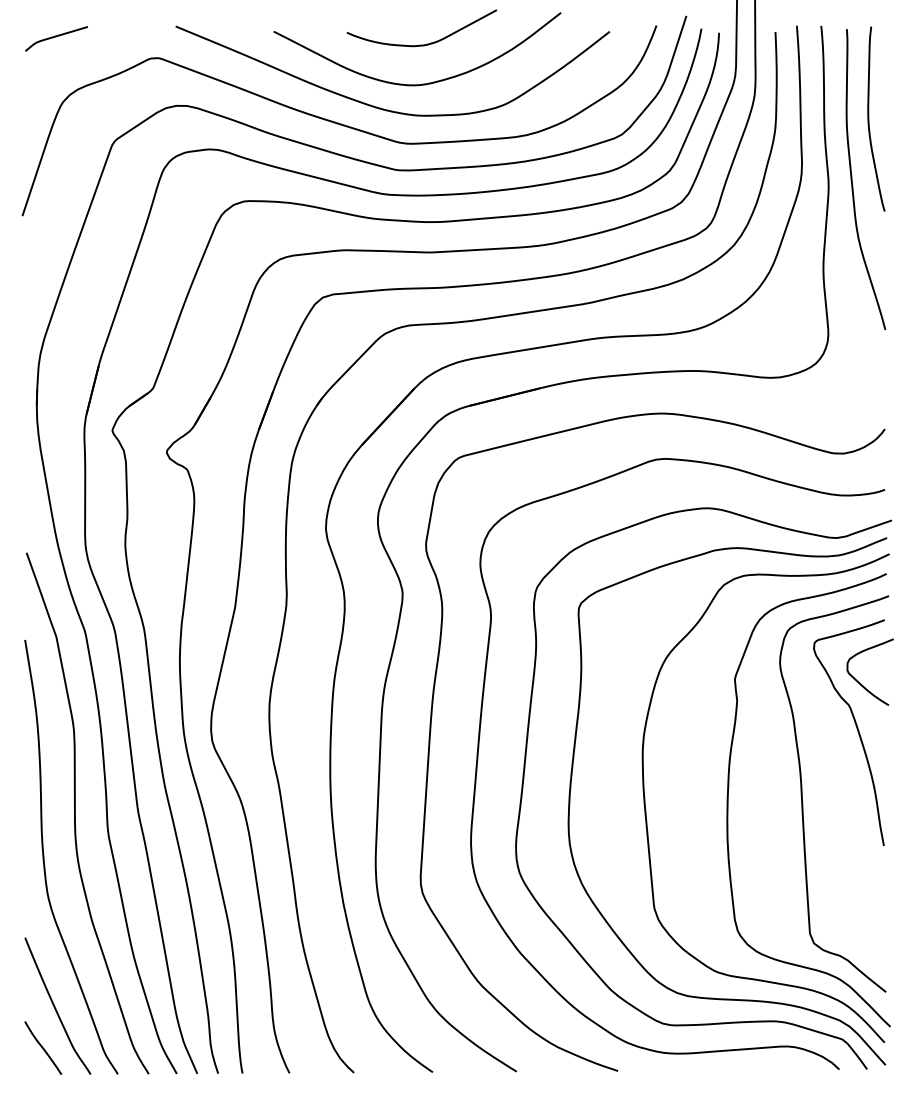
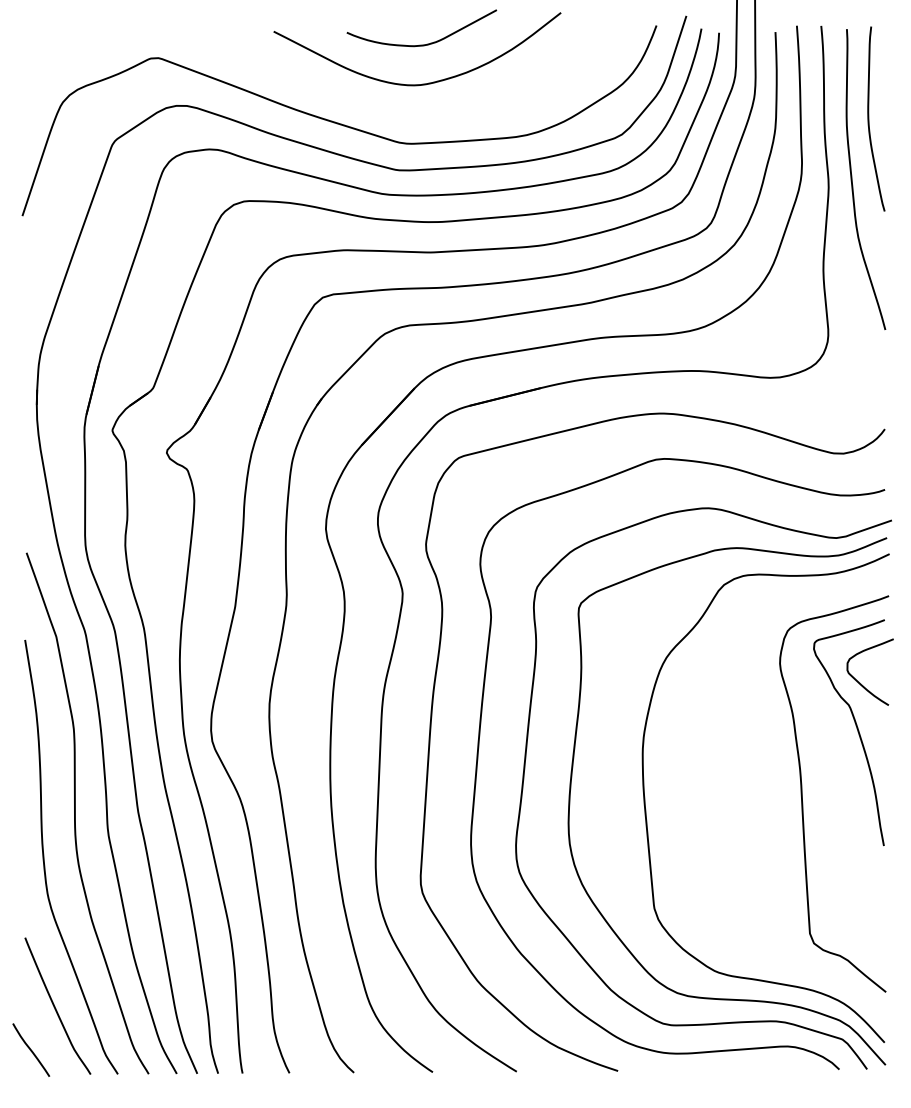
curve: present -> none (56, 37)
curve: present -> none (384, 108)
curve: present -> none (728, 800)
curve position: (43, 1047) -> (31, 1049) (31, 1049)
